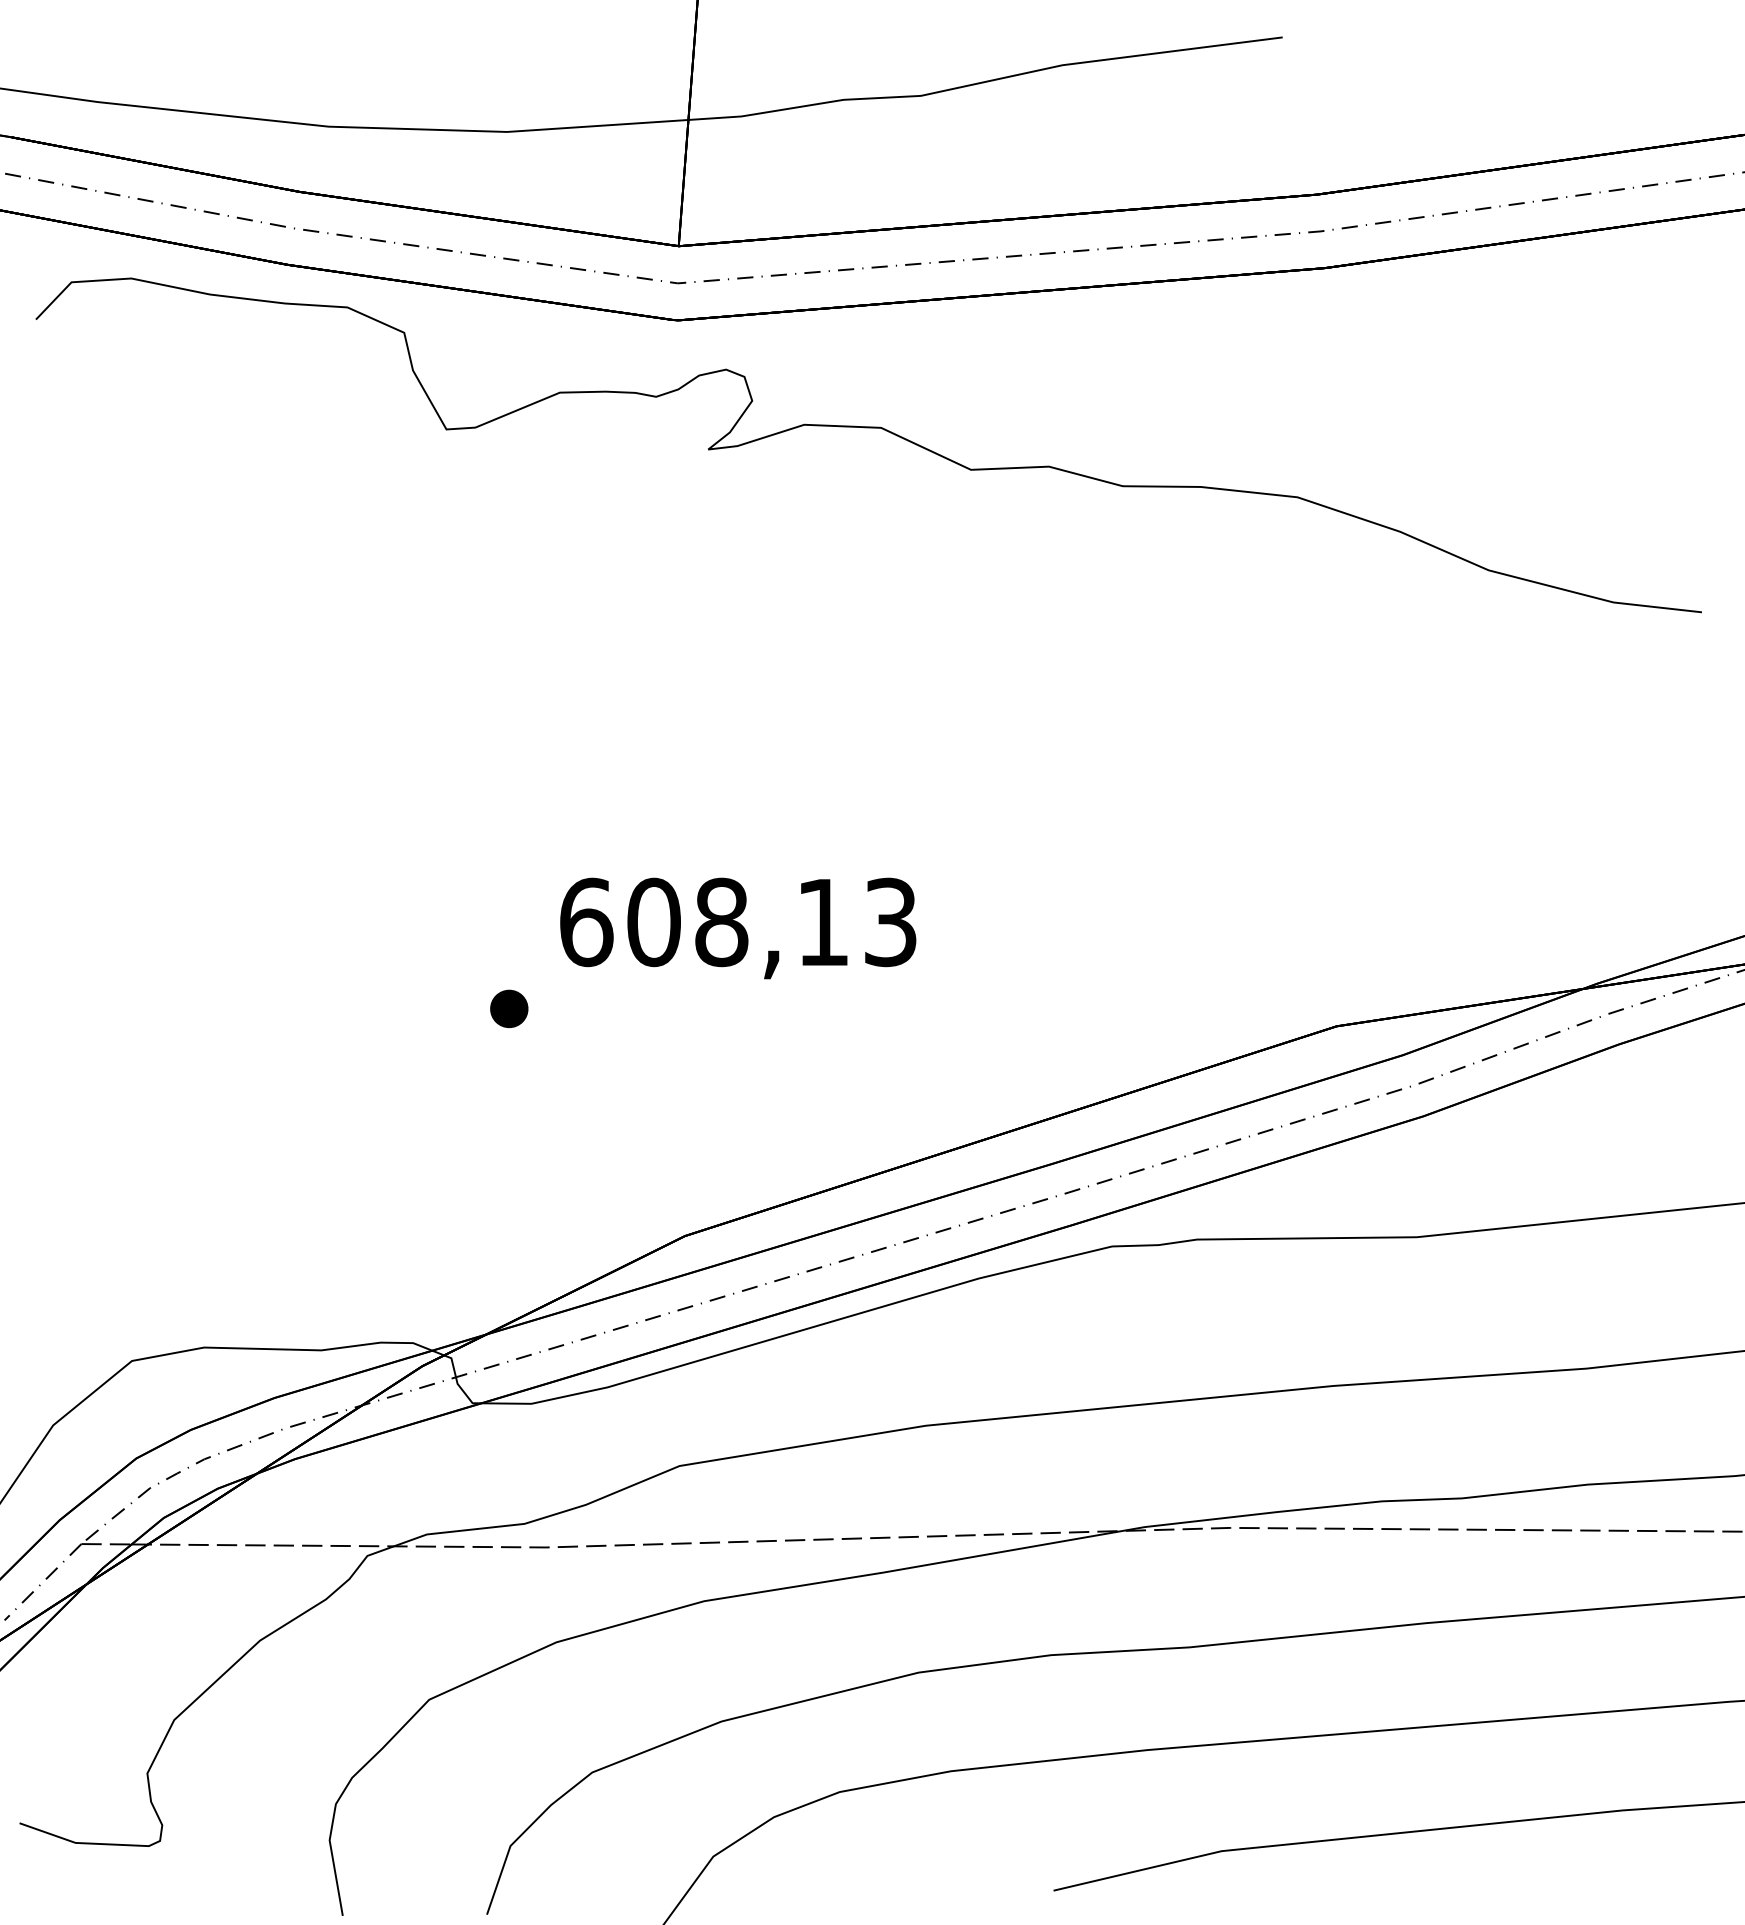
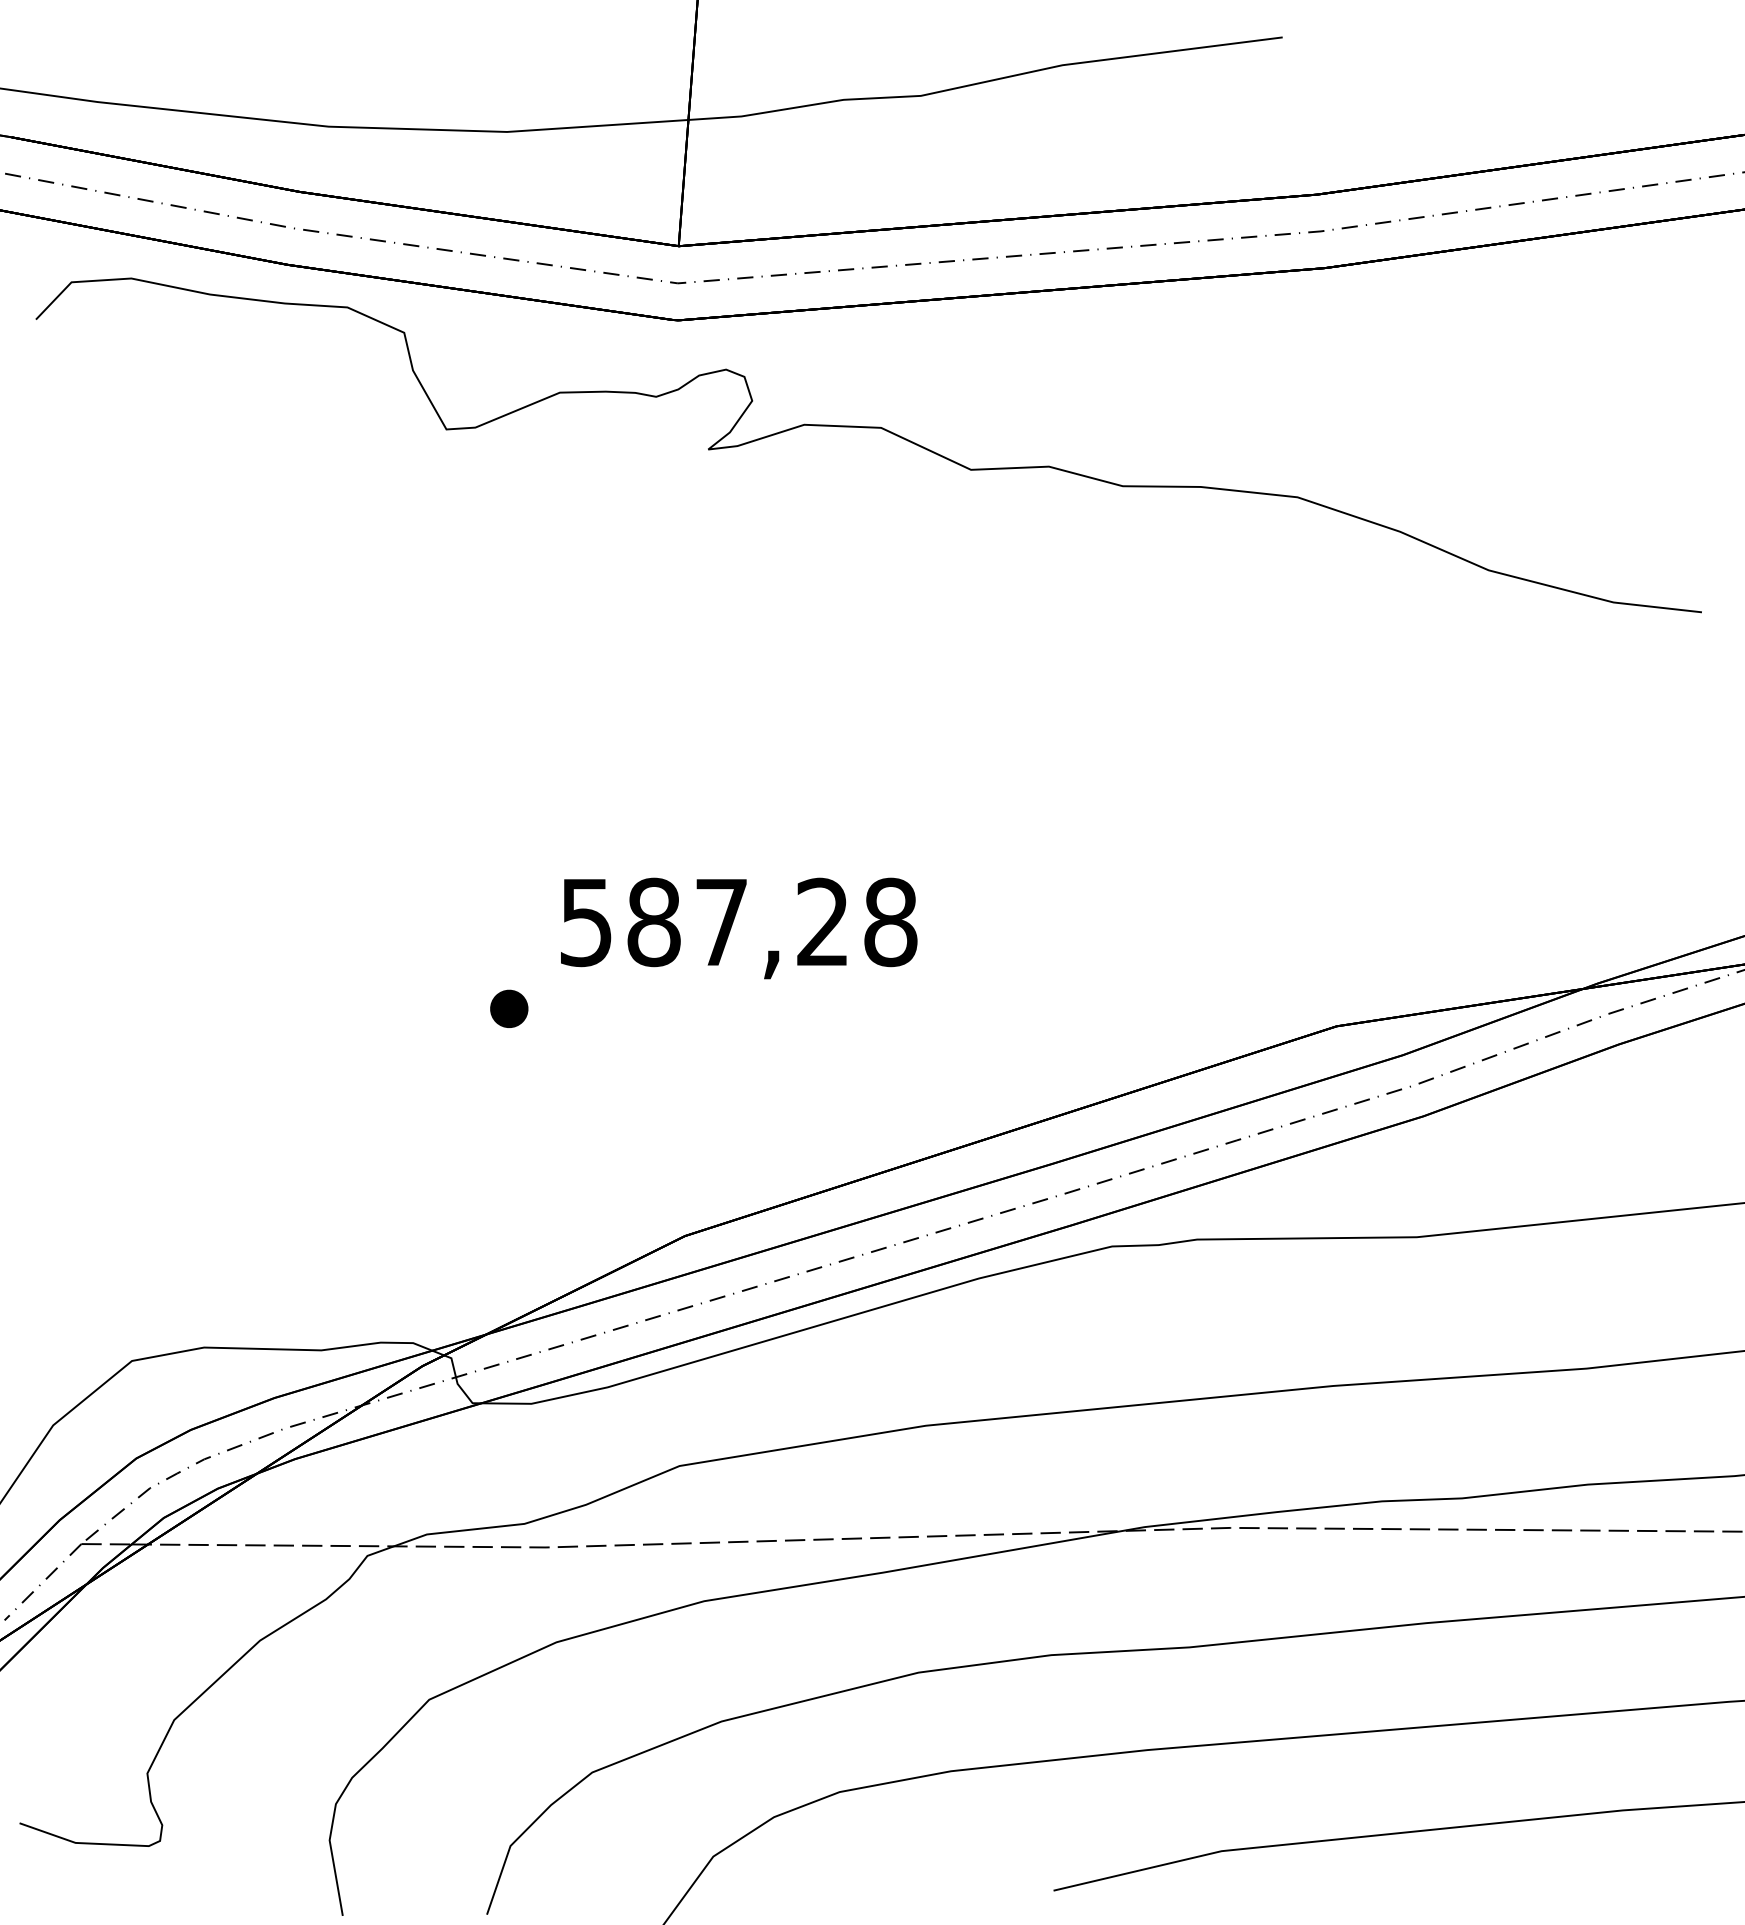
text: 608,13 -> 587,28 (738, 922)
